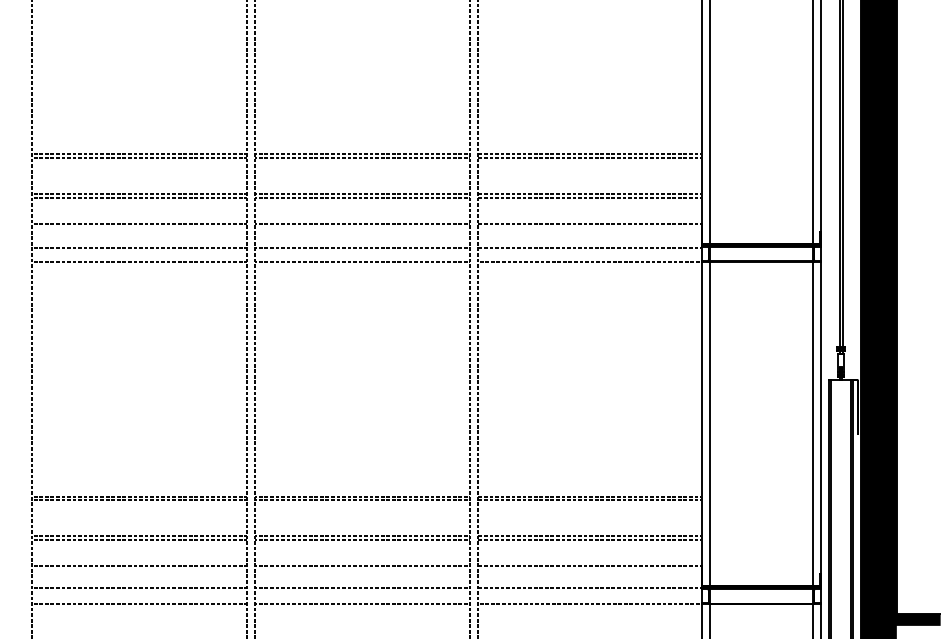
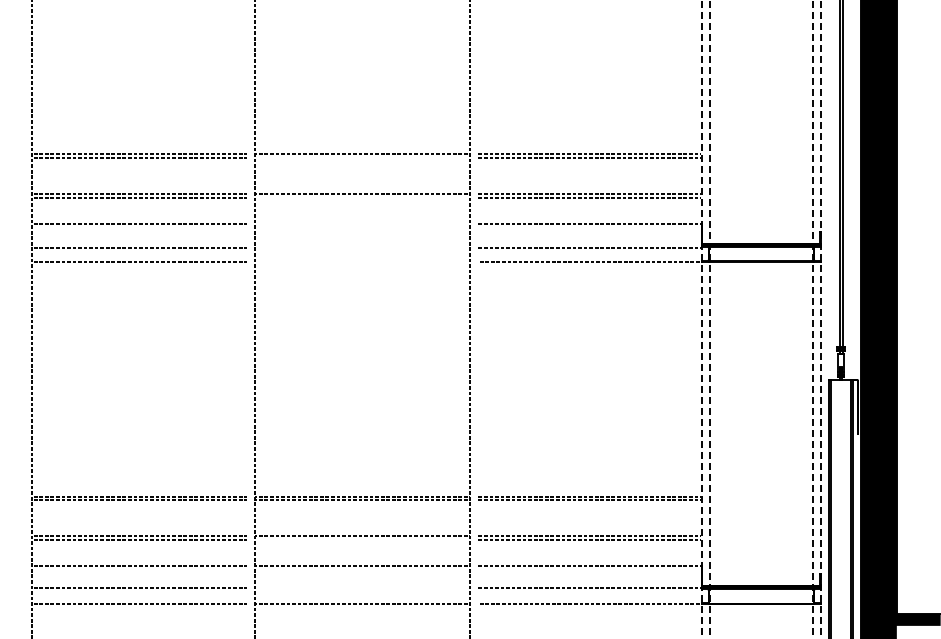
line: present -> none (362, 157)
line: present -> none (362, 197)
line: present -> none (362, 223)
line: present -> none (362, 247)
line: present -> none (362, 261)
line: present -> none (247, 318)
line: present -> none (478, 318)
line: solid -> dashed (701, 319)
line: solid -> dashed (709, 319)
line: solid -> dashed (813, 319)
line: solid -> dashed (821, 319)
line: present -> none (362, 540)
line: present -> none (362, 588)
